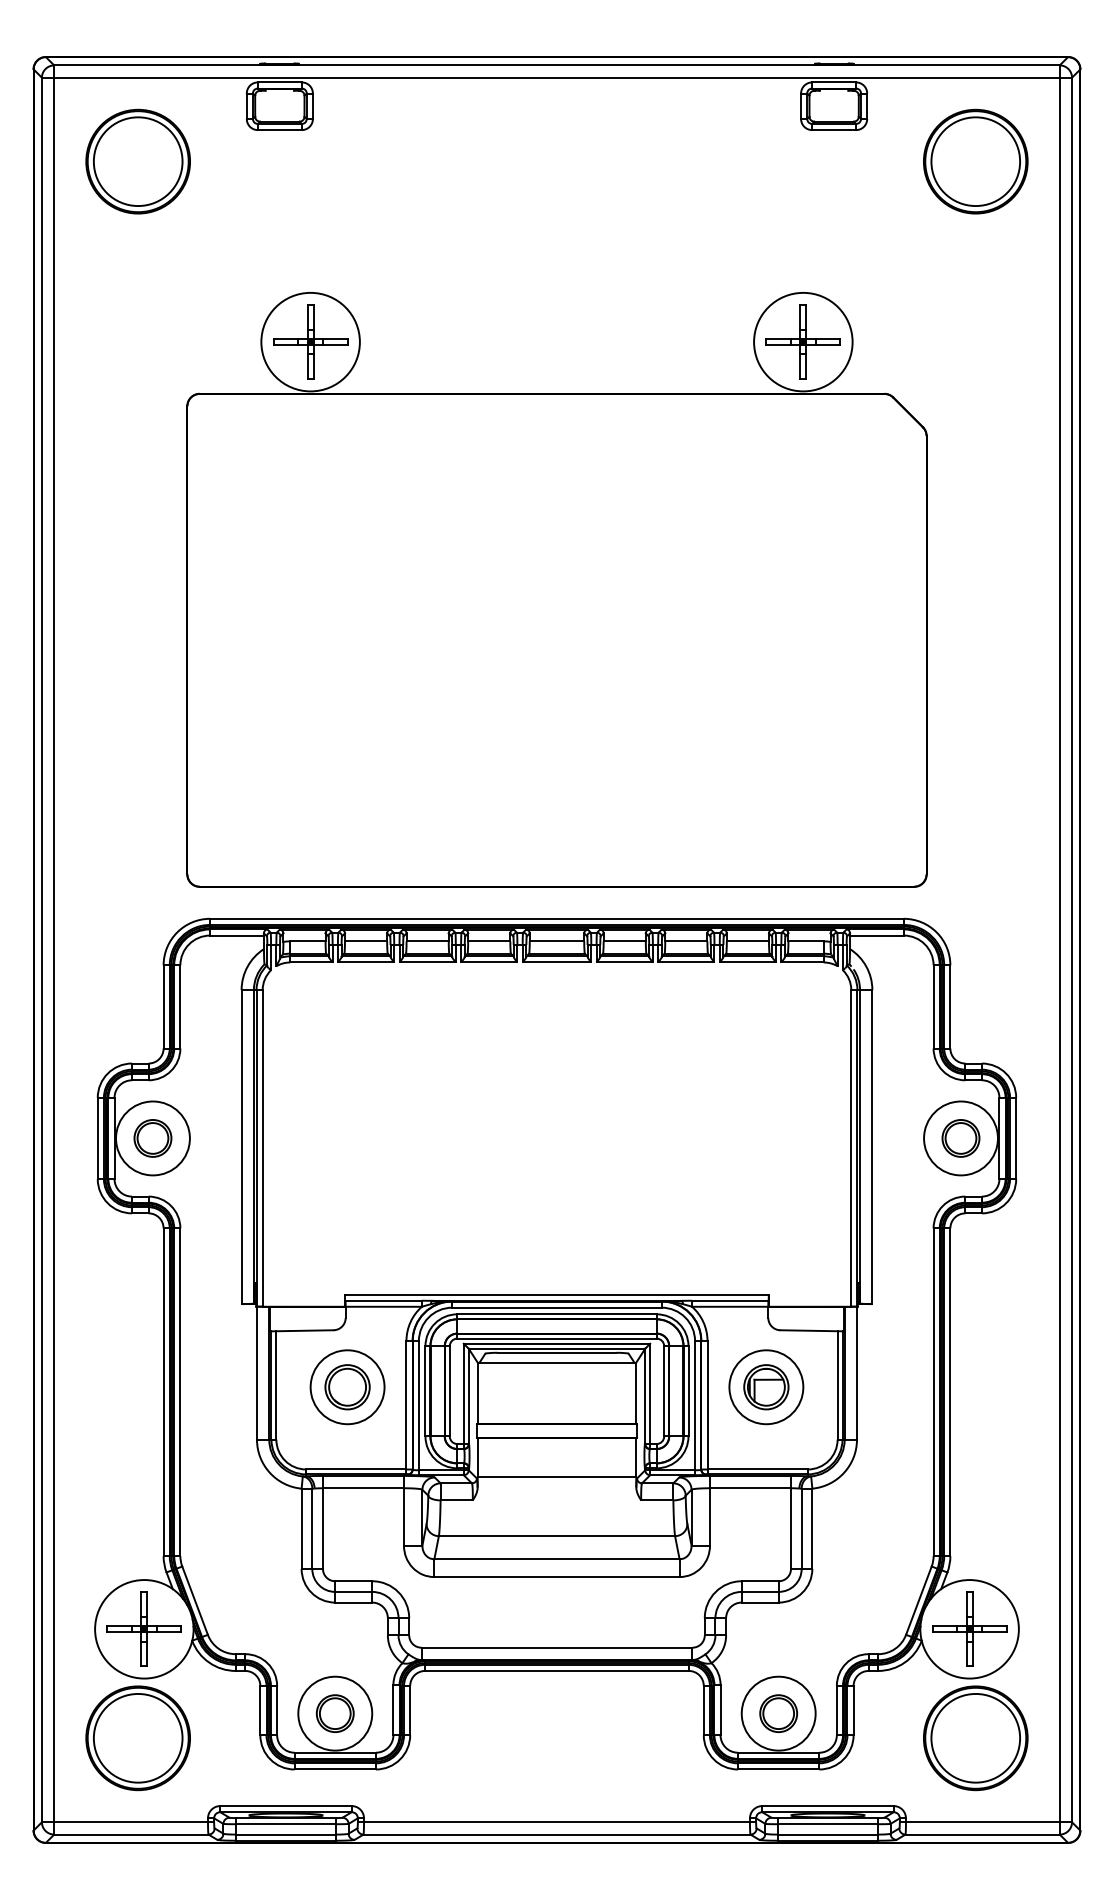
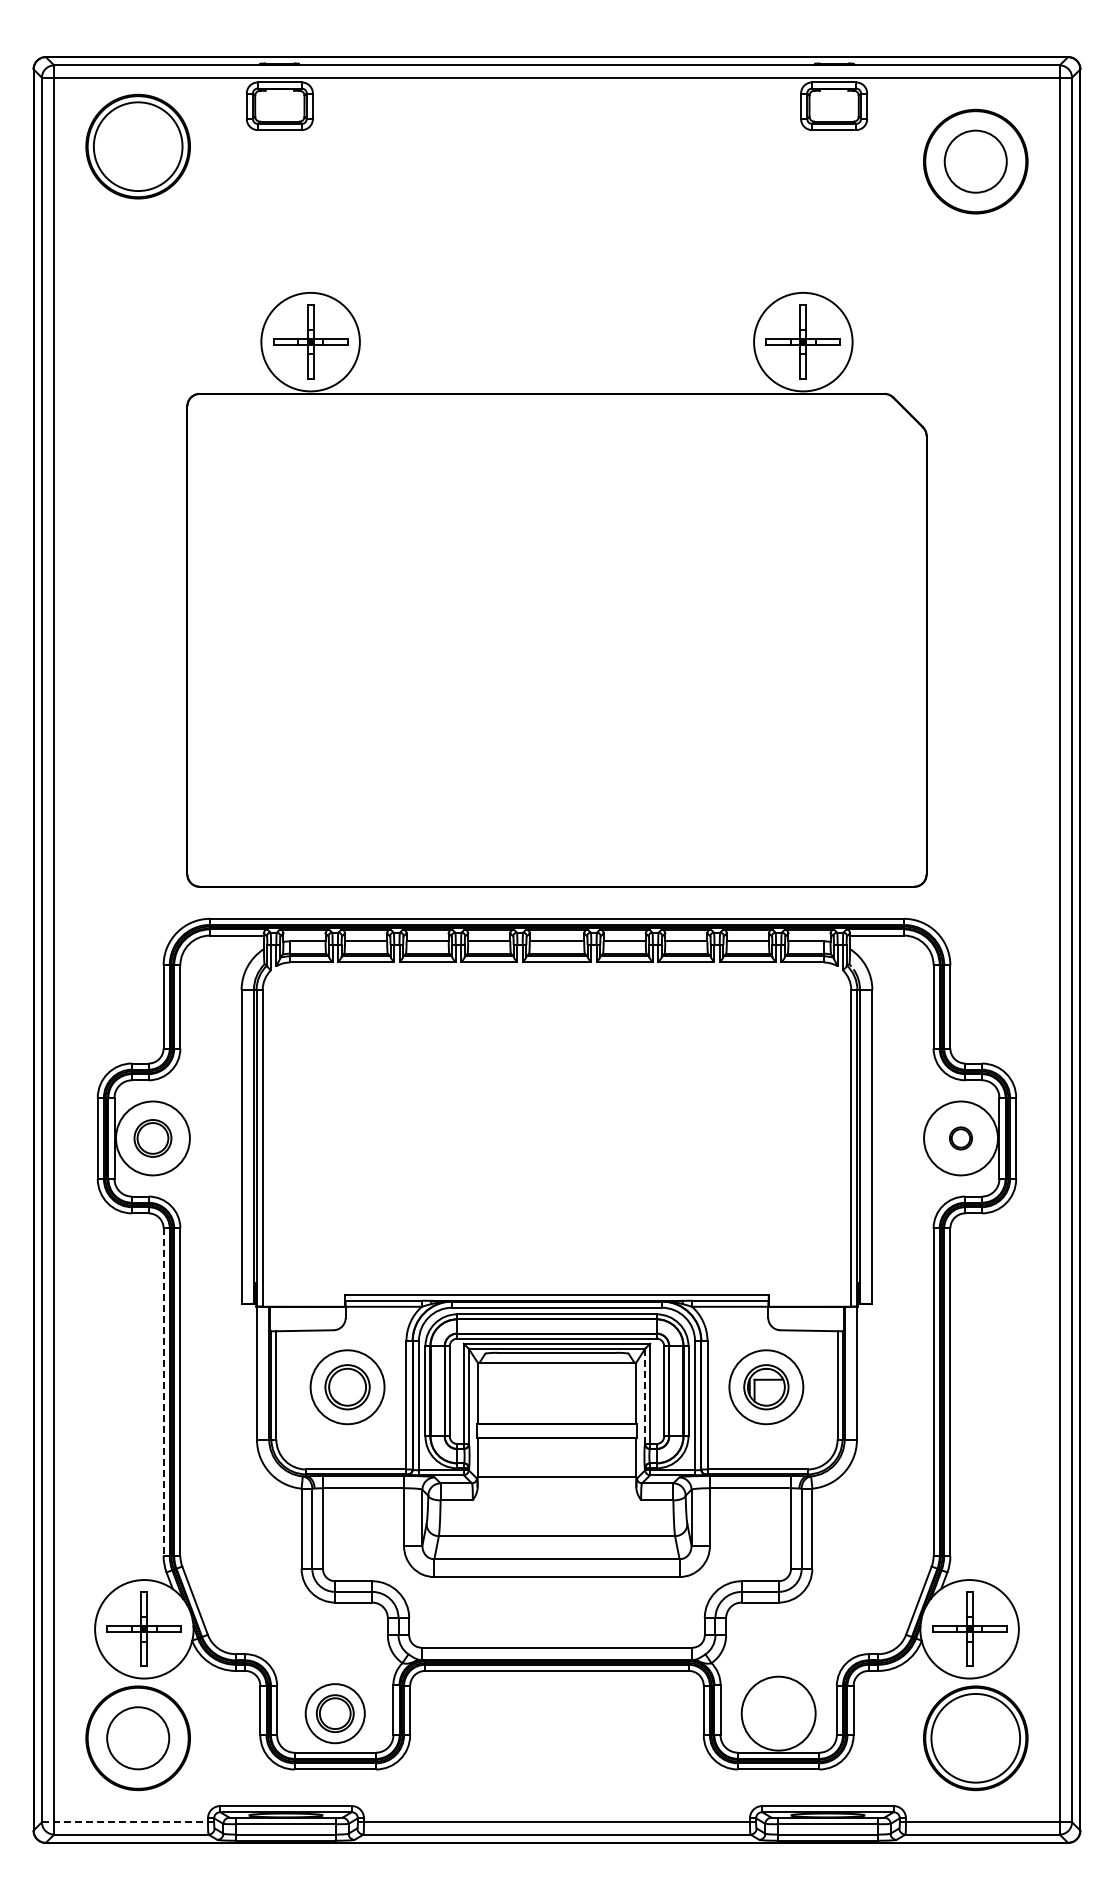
part position: (137, 161) -> (137, 146) (137, 146)
circle diameter: 89 px -> 62 px (975, 161)
part size: 40x39 px -> 24x25 px (960, 1138)
line: solid -> dashed (163, 1392)
line: solid -> dashed (645, 1396)
circle diameter: 74 px -> 59 px (334, 1713)
part: present -> none (778, 1713)
circle diameter: 89 px -> 62 px (138, 1738)
line: solid -> dashed (128, 1822)
